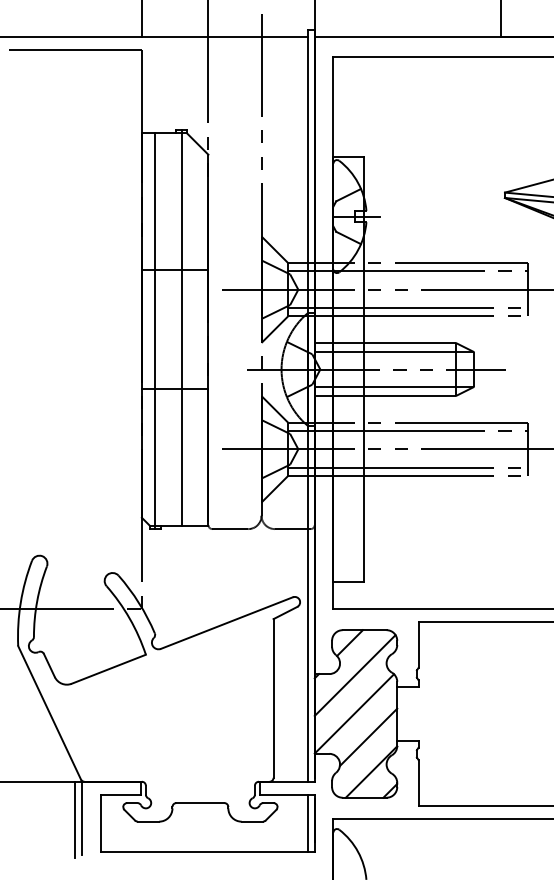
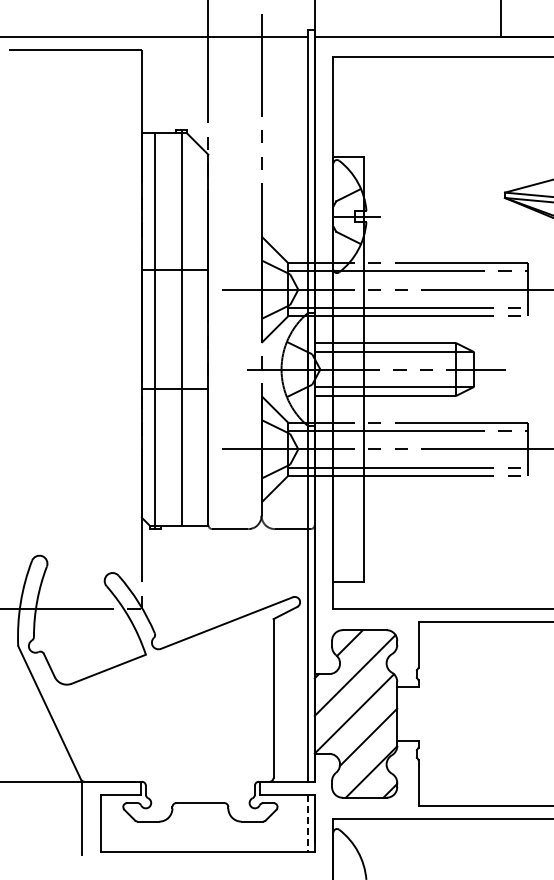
line: present -> none (141, 19)
line: present -> none (75, 819)
line: solid -> dashed (308, 823)
